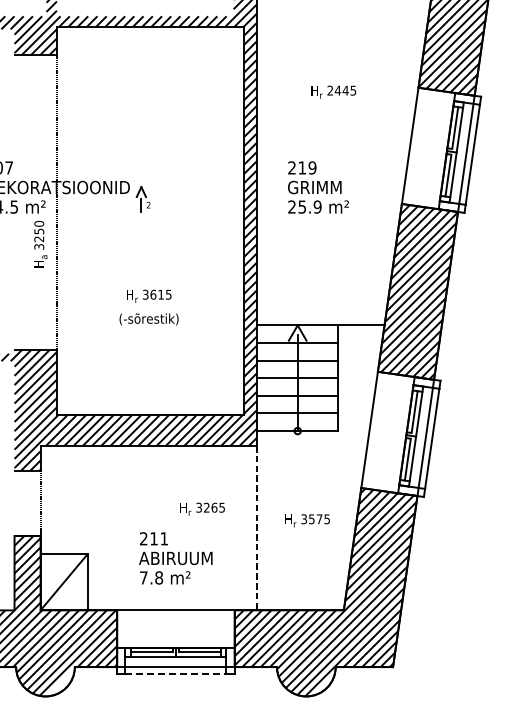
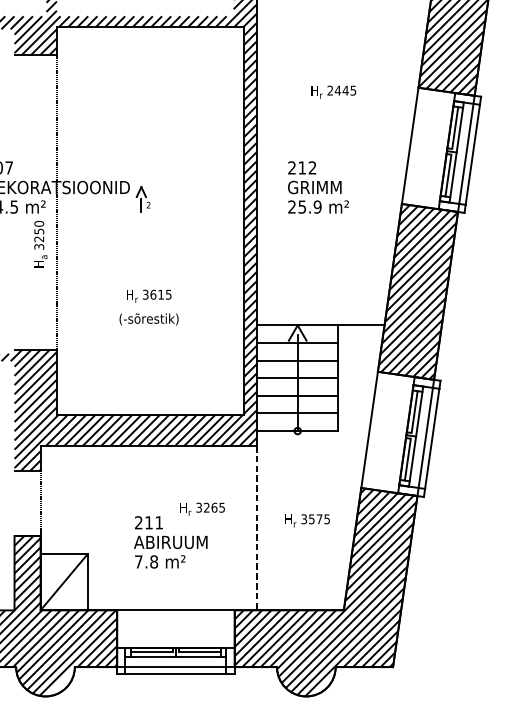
text: 219 -> 212 (312, 167)
text position: (175, 558) -> (170, 542) (170, 542)
line: dashed -> solid (175, 673)
